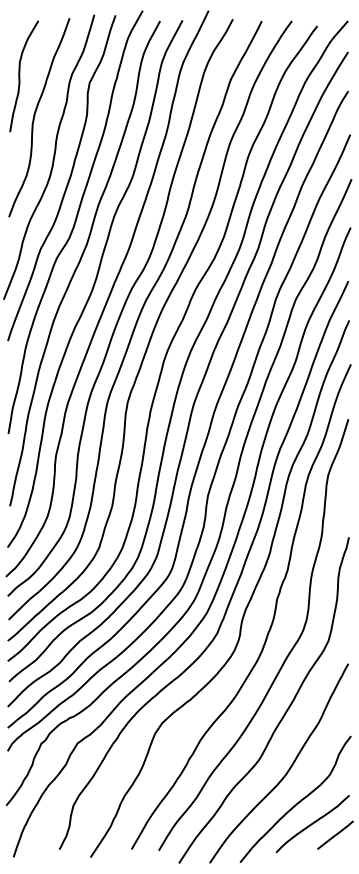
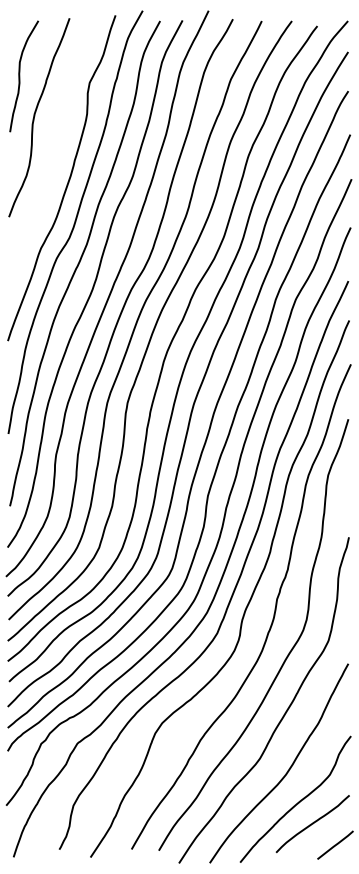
curve: present -> none (53, 156)
line position: (335, 834) -> (335, 844) (335, 844)
